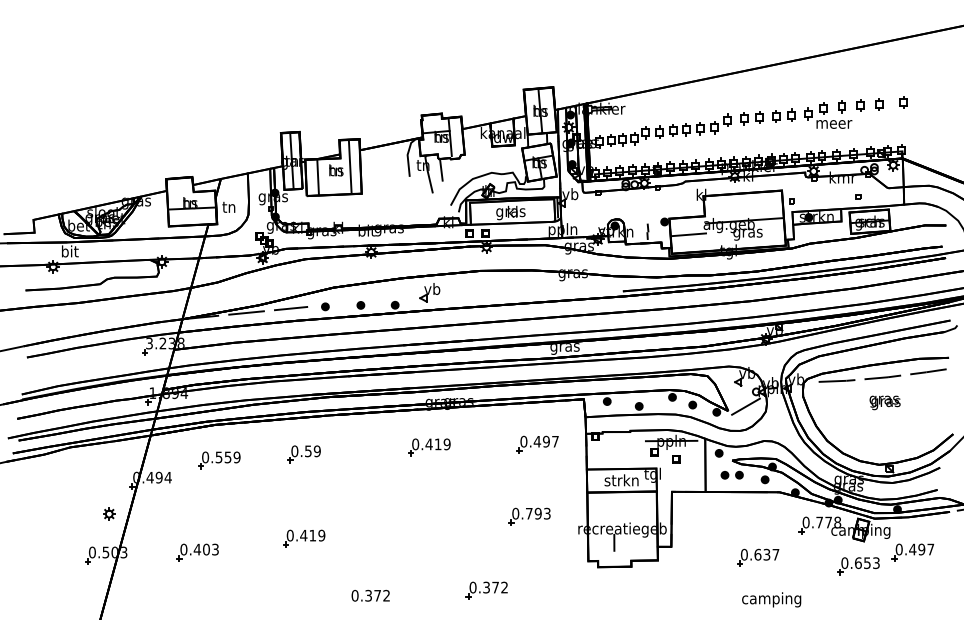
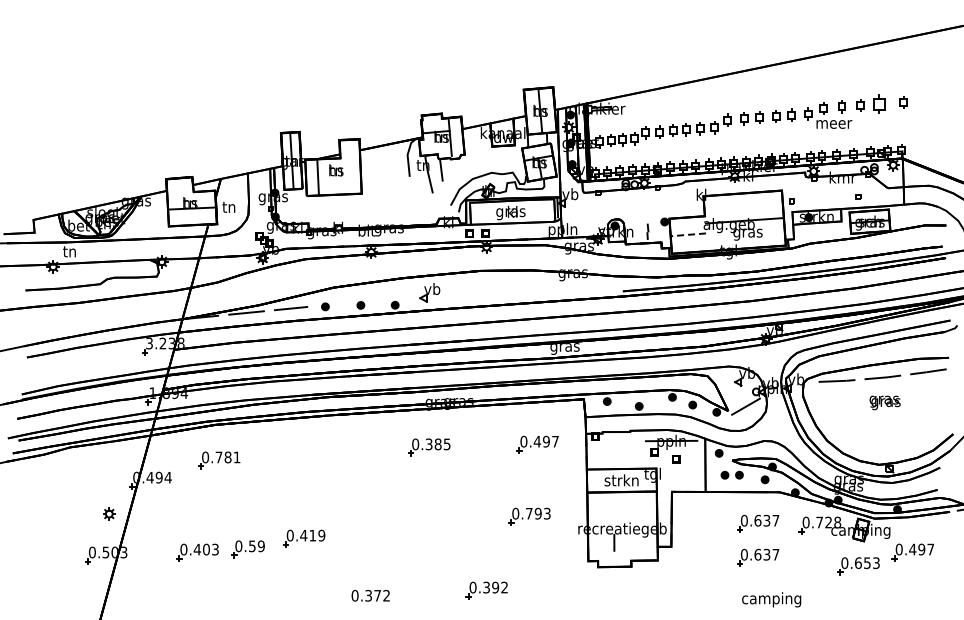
part size: 9x13 px -> 13x20 px (879, 103)
line: present -> none (349, 166)
line: solid -> dashed (688, 234)
text: bit -> tn (70, 251)
text: 0.419 -> 0.385 (437, 444)
part position: (303, 454) -> (247, 549) (247, 549)
text: 0.559 -> 0.781 (227, 457)
text: 0.778 -> 0.728 (828, 522)
part: none -> present (758, 523)
text: 0.372 -> 0.392 (495, 587)
